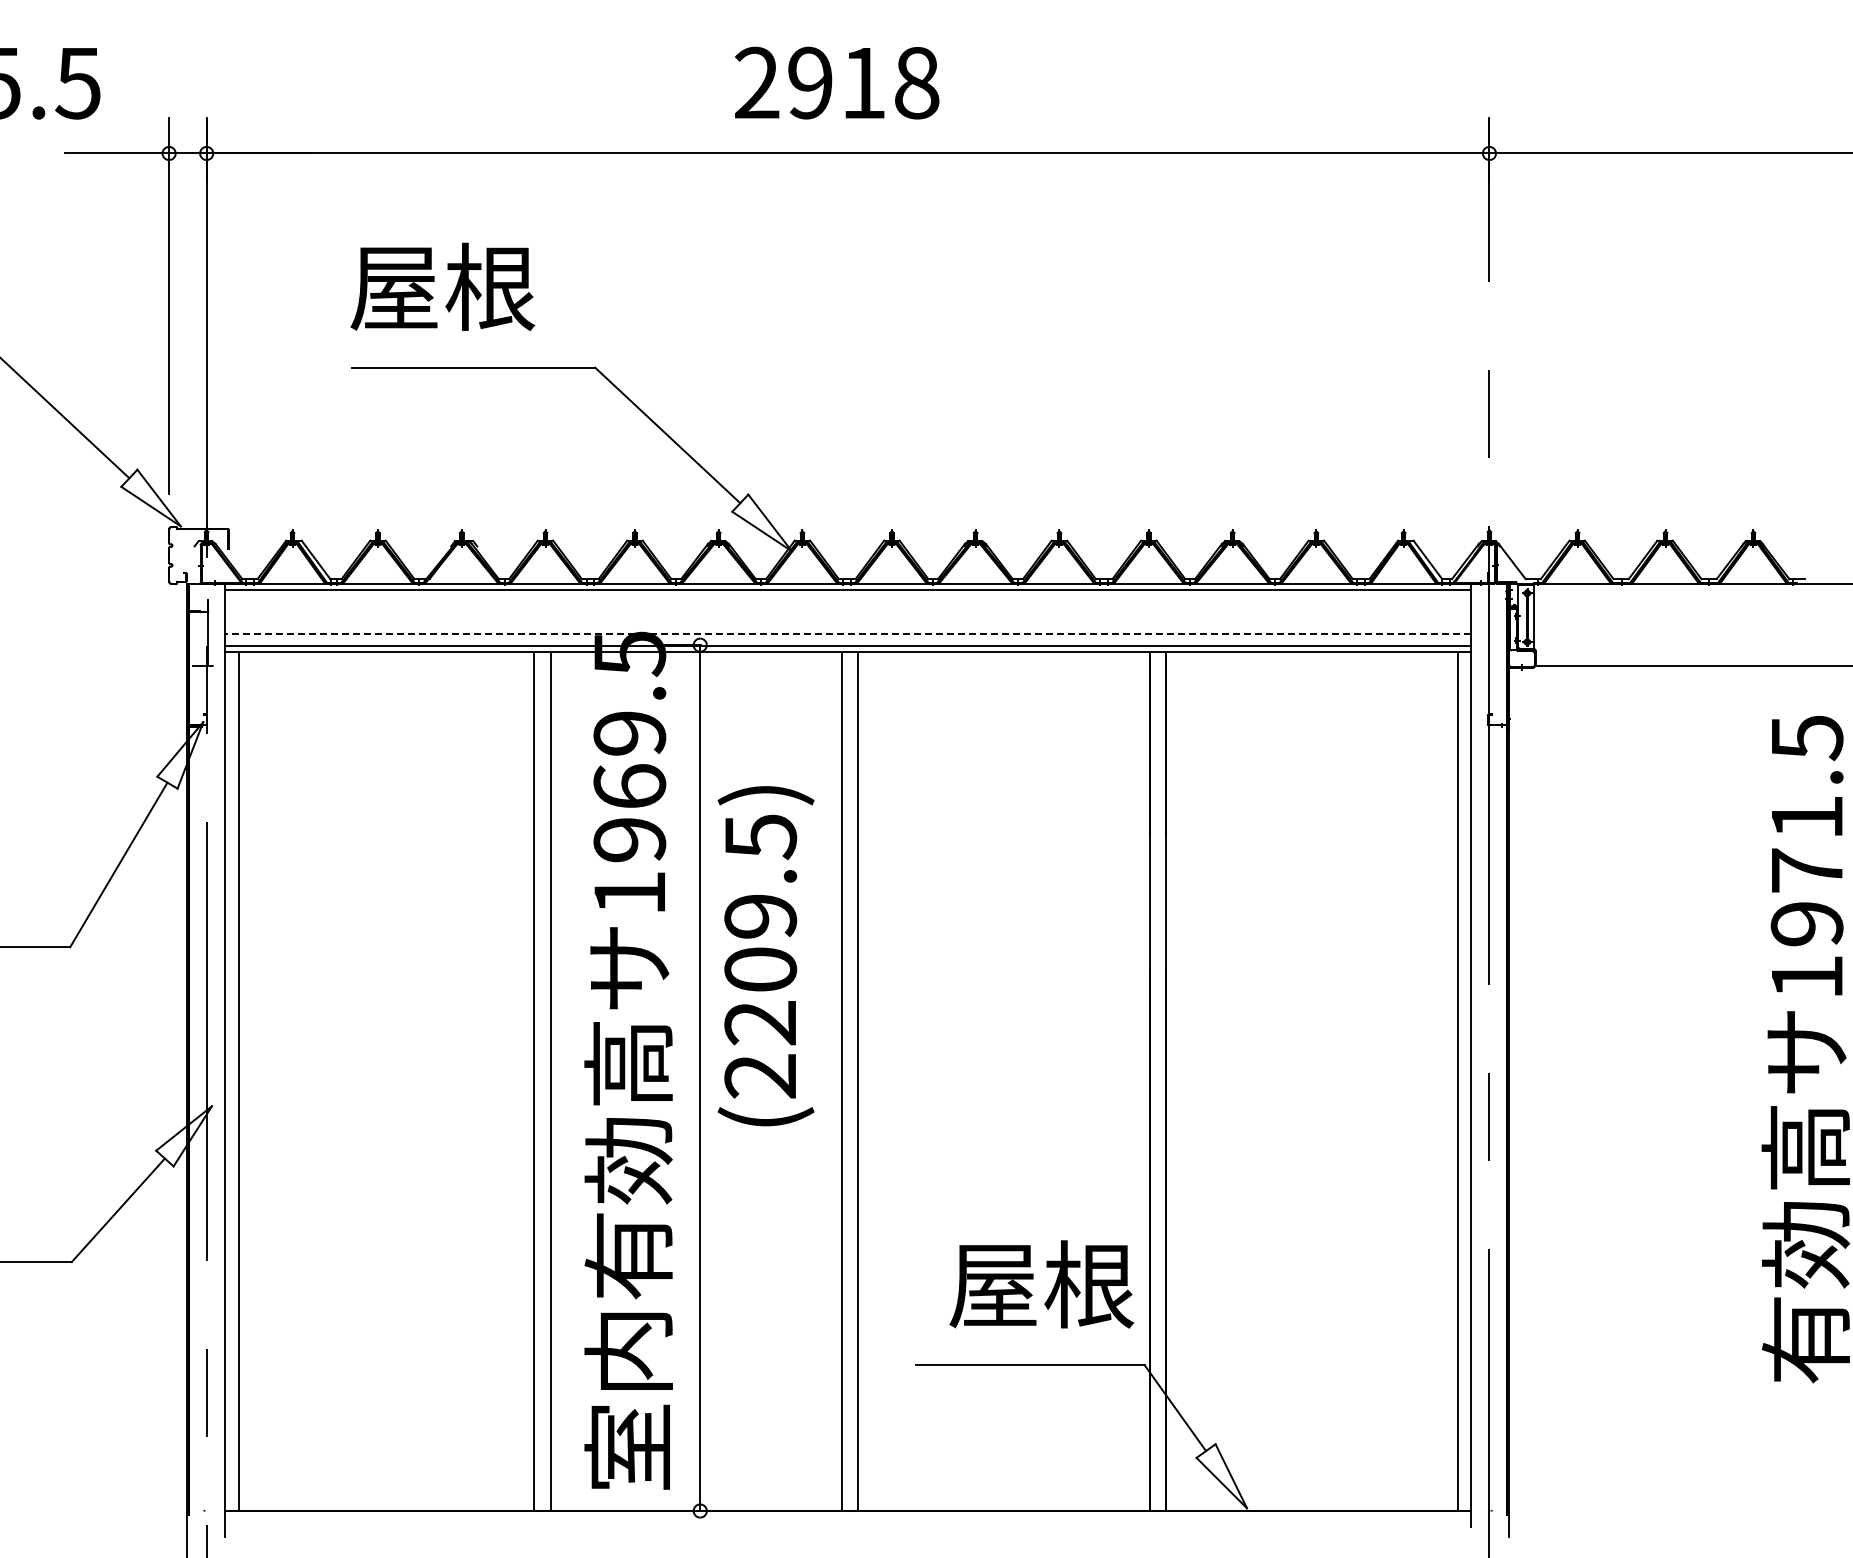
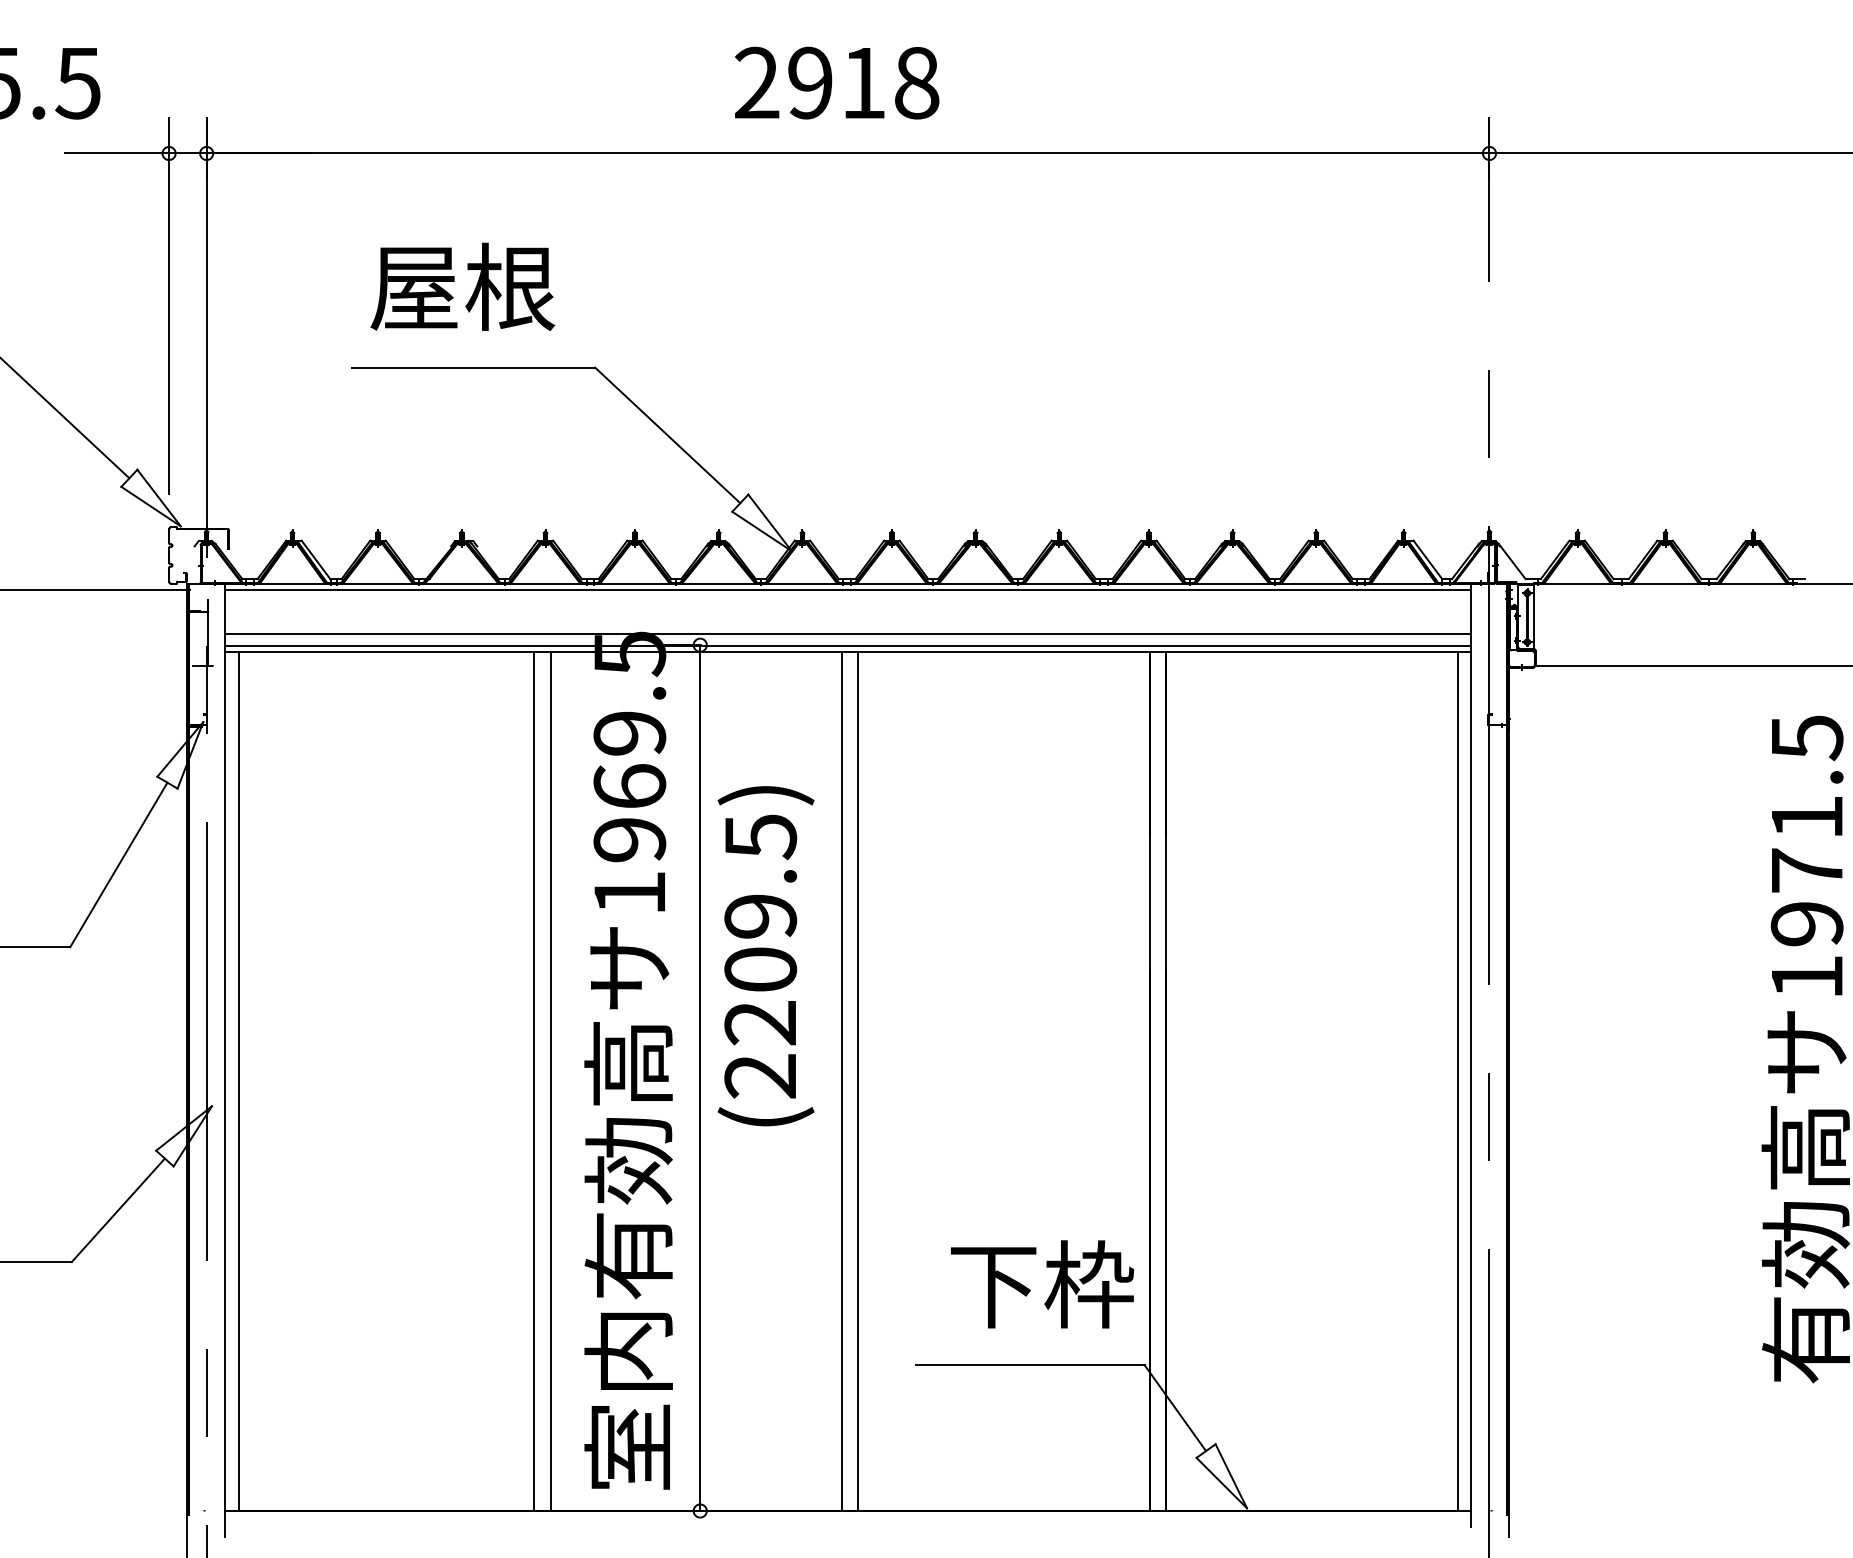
text position: (442, 286) -> (462, 286) (462, 286)
line: none -> present (96, 589)
line: dashed -> solid (848, 633)
text: 屋根 -> 下枠 (1041, 1284)
